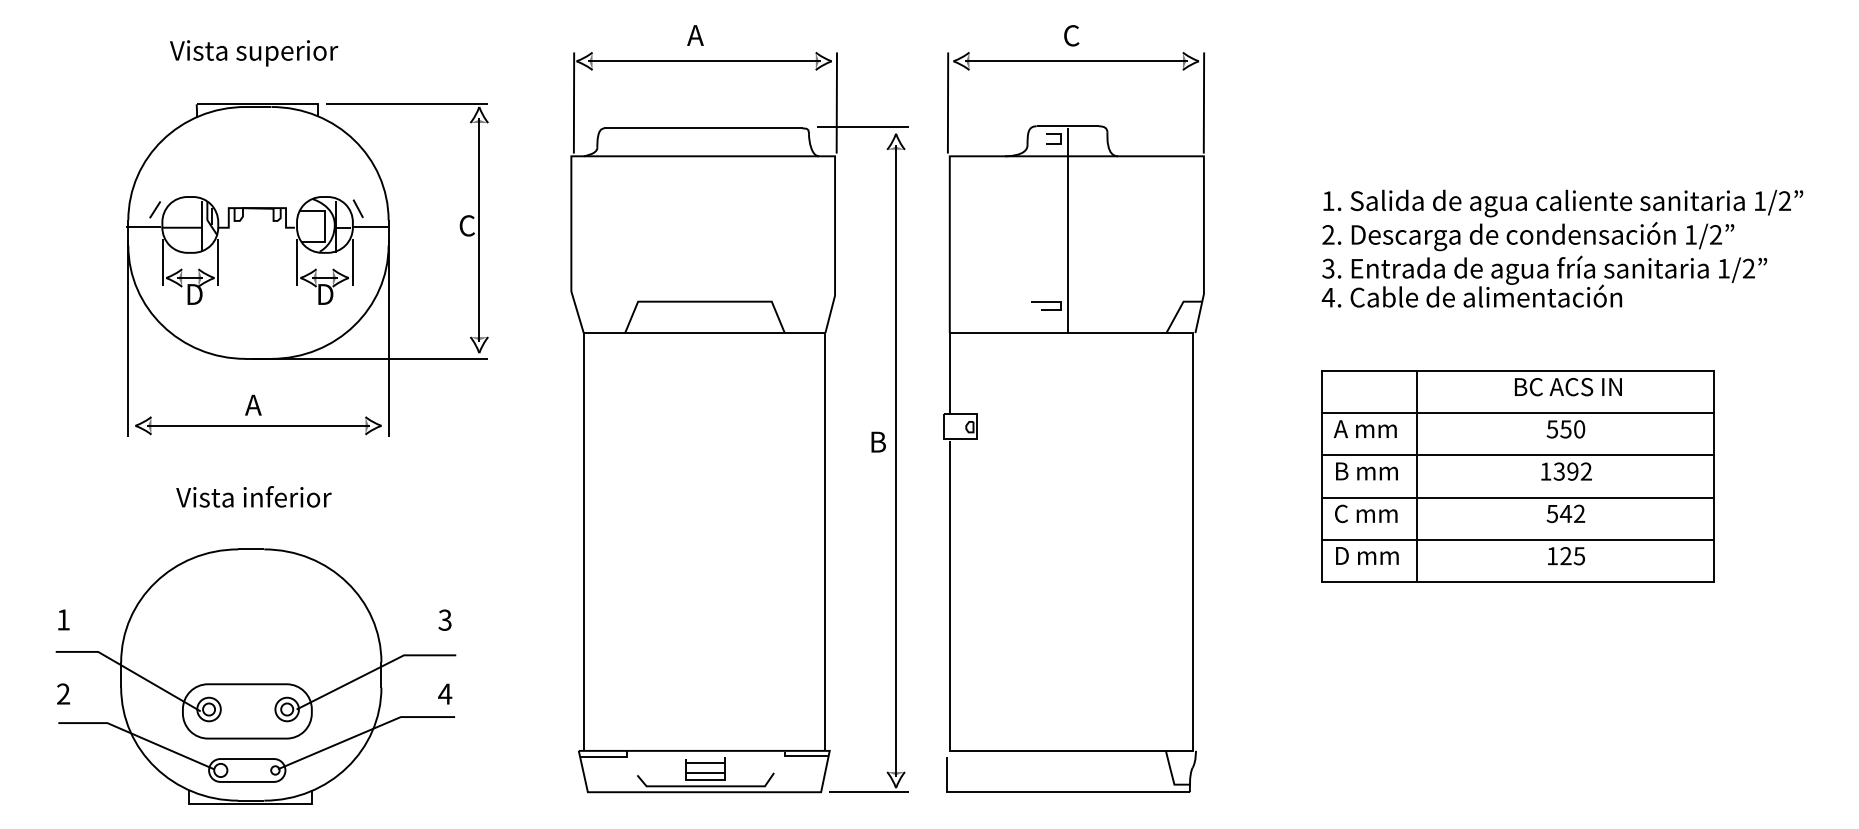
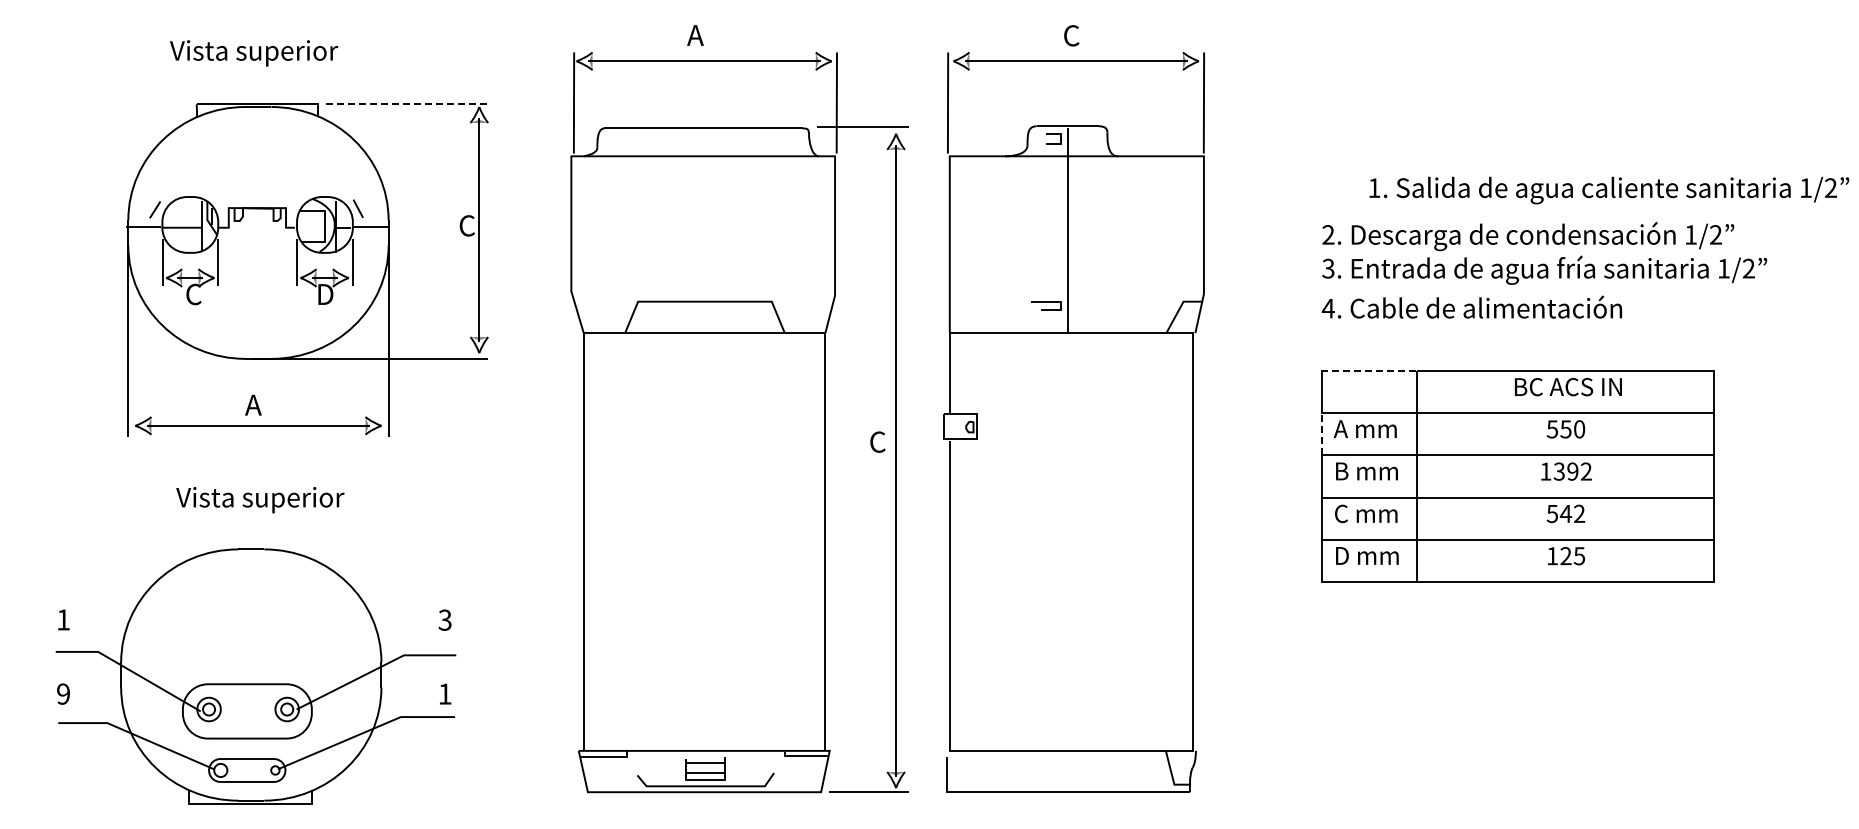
line: solid -> dashed (407, 104)
text position: (1563, 203) -> (1609, 190) (1609, 190)
text: D -> C (194, 294)
text position: (1471, 295) -> (1471, 306) (1471, 306)
line: solid -> dashed (1369, 370)
line: solid -> dashed (1321, 434)
text: B -> C (877, 441)
text: Vista inferior -> Vista superior (293, 499)
text: 2 -> 9 (63, 693)
text: 4 -> 1 (445, 693)
